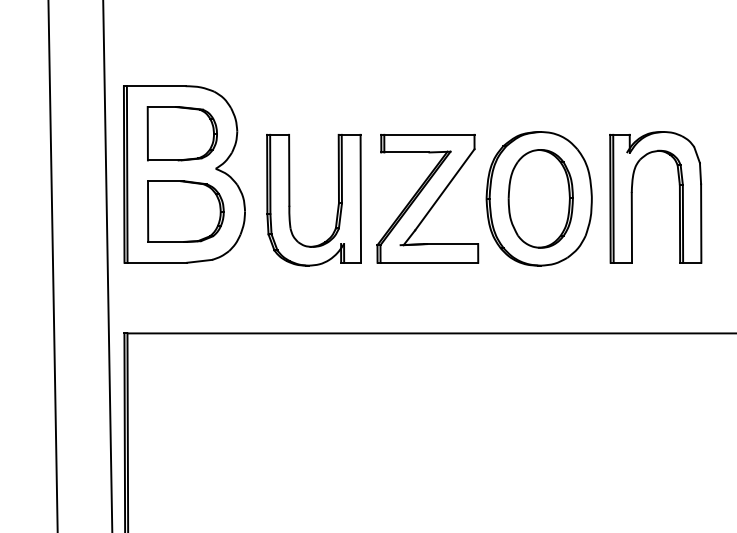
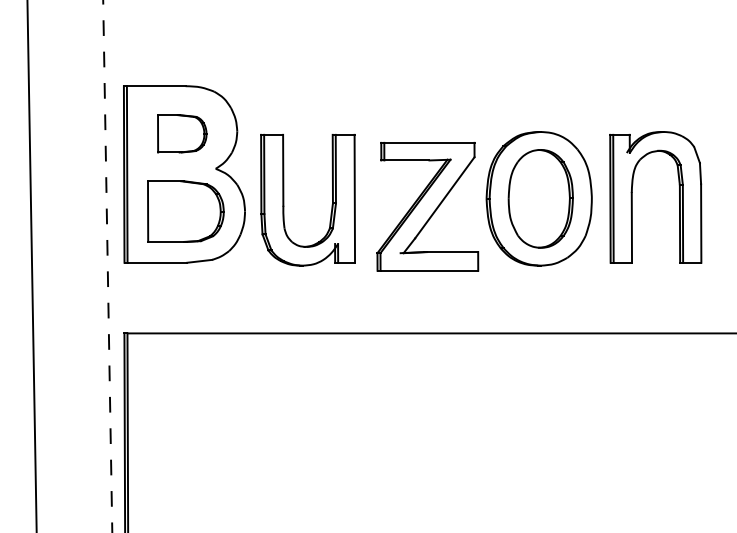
part size: 72x56 px -> 51x40 px (182, 133)
part position: (427, 198) -> (427, 206) (427, 206)
part position: (290, 200) -> (284, 200) (284, 200)
line position: (52, 265) -> (31, 265) (31, 265)
line: solid -> dashed (107, 266)
